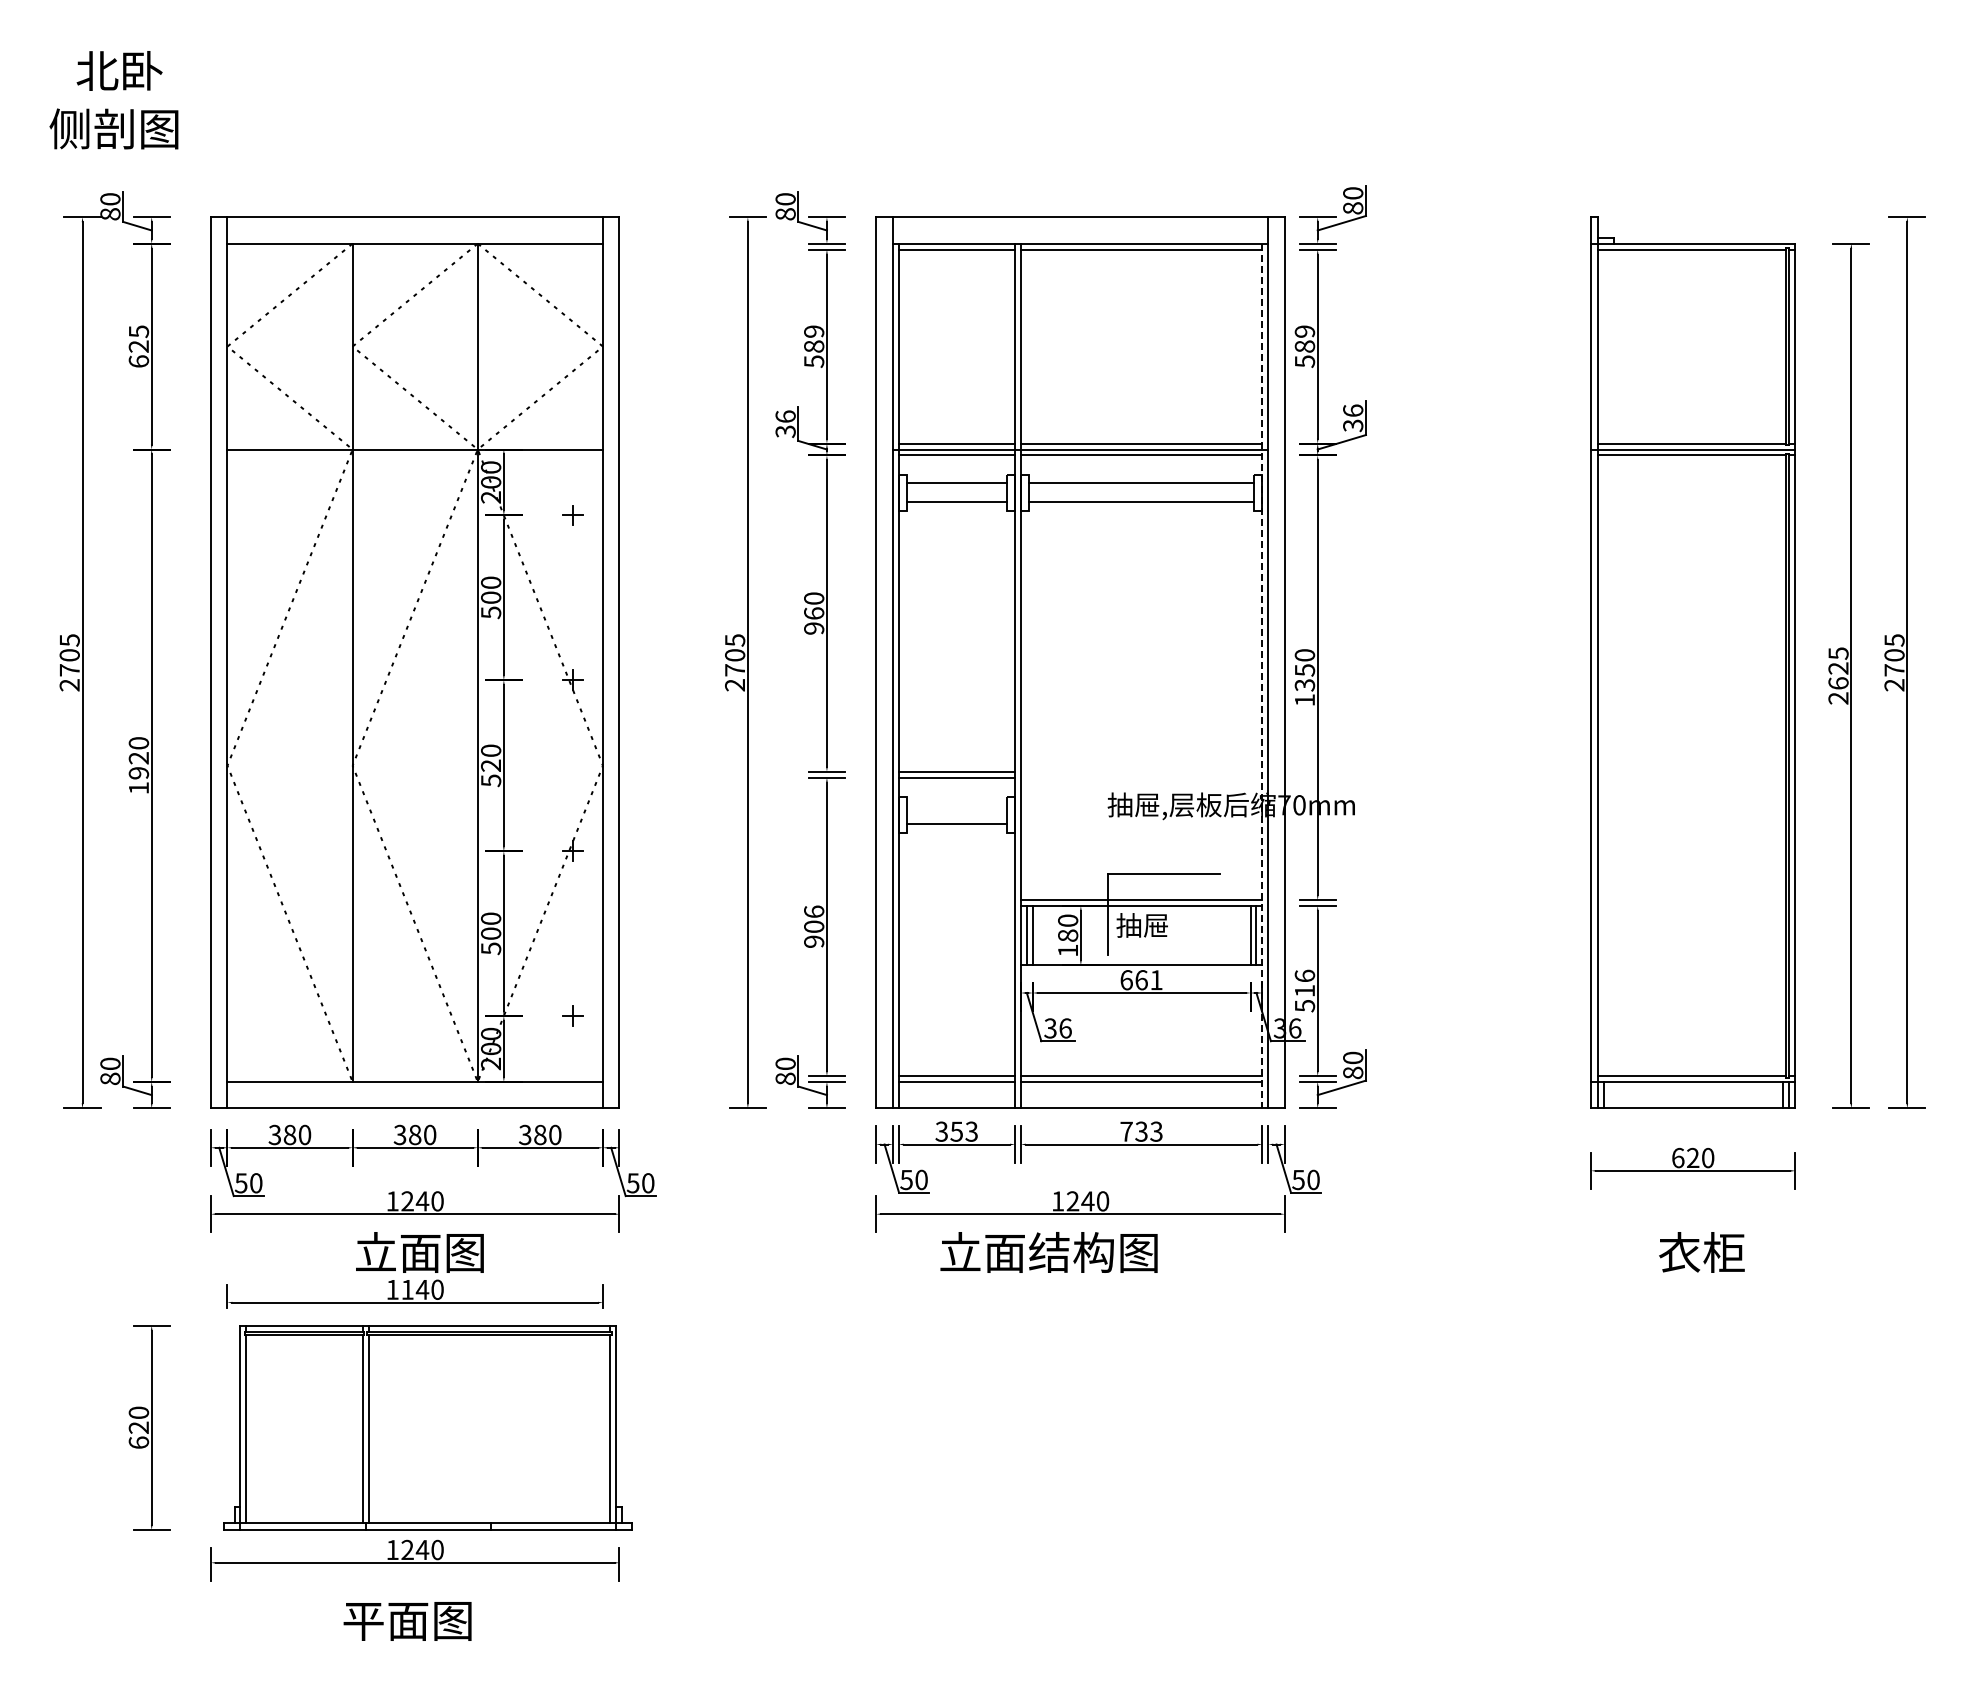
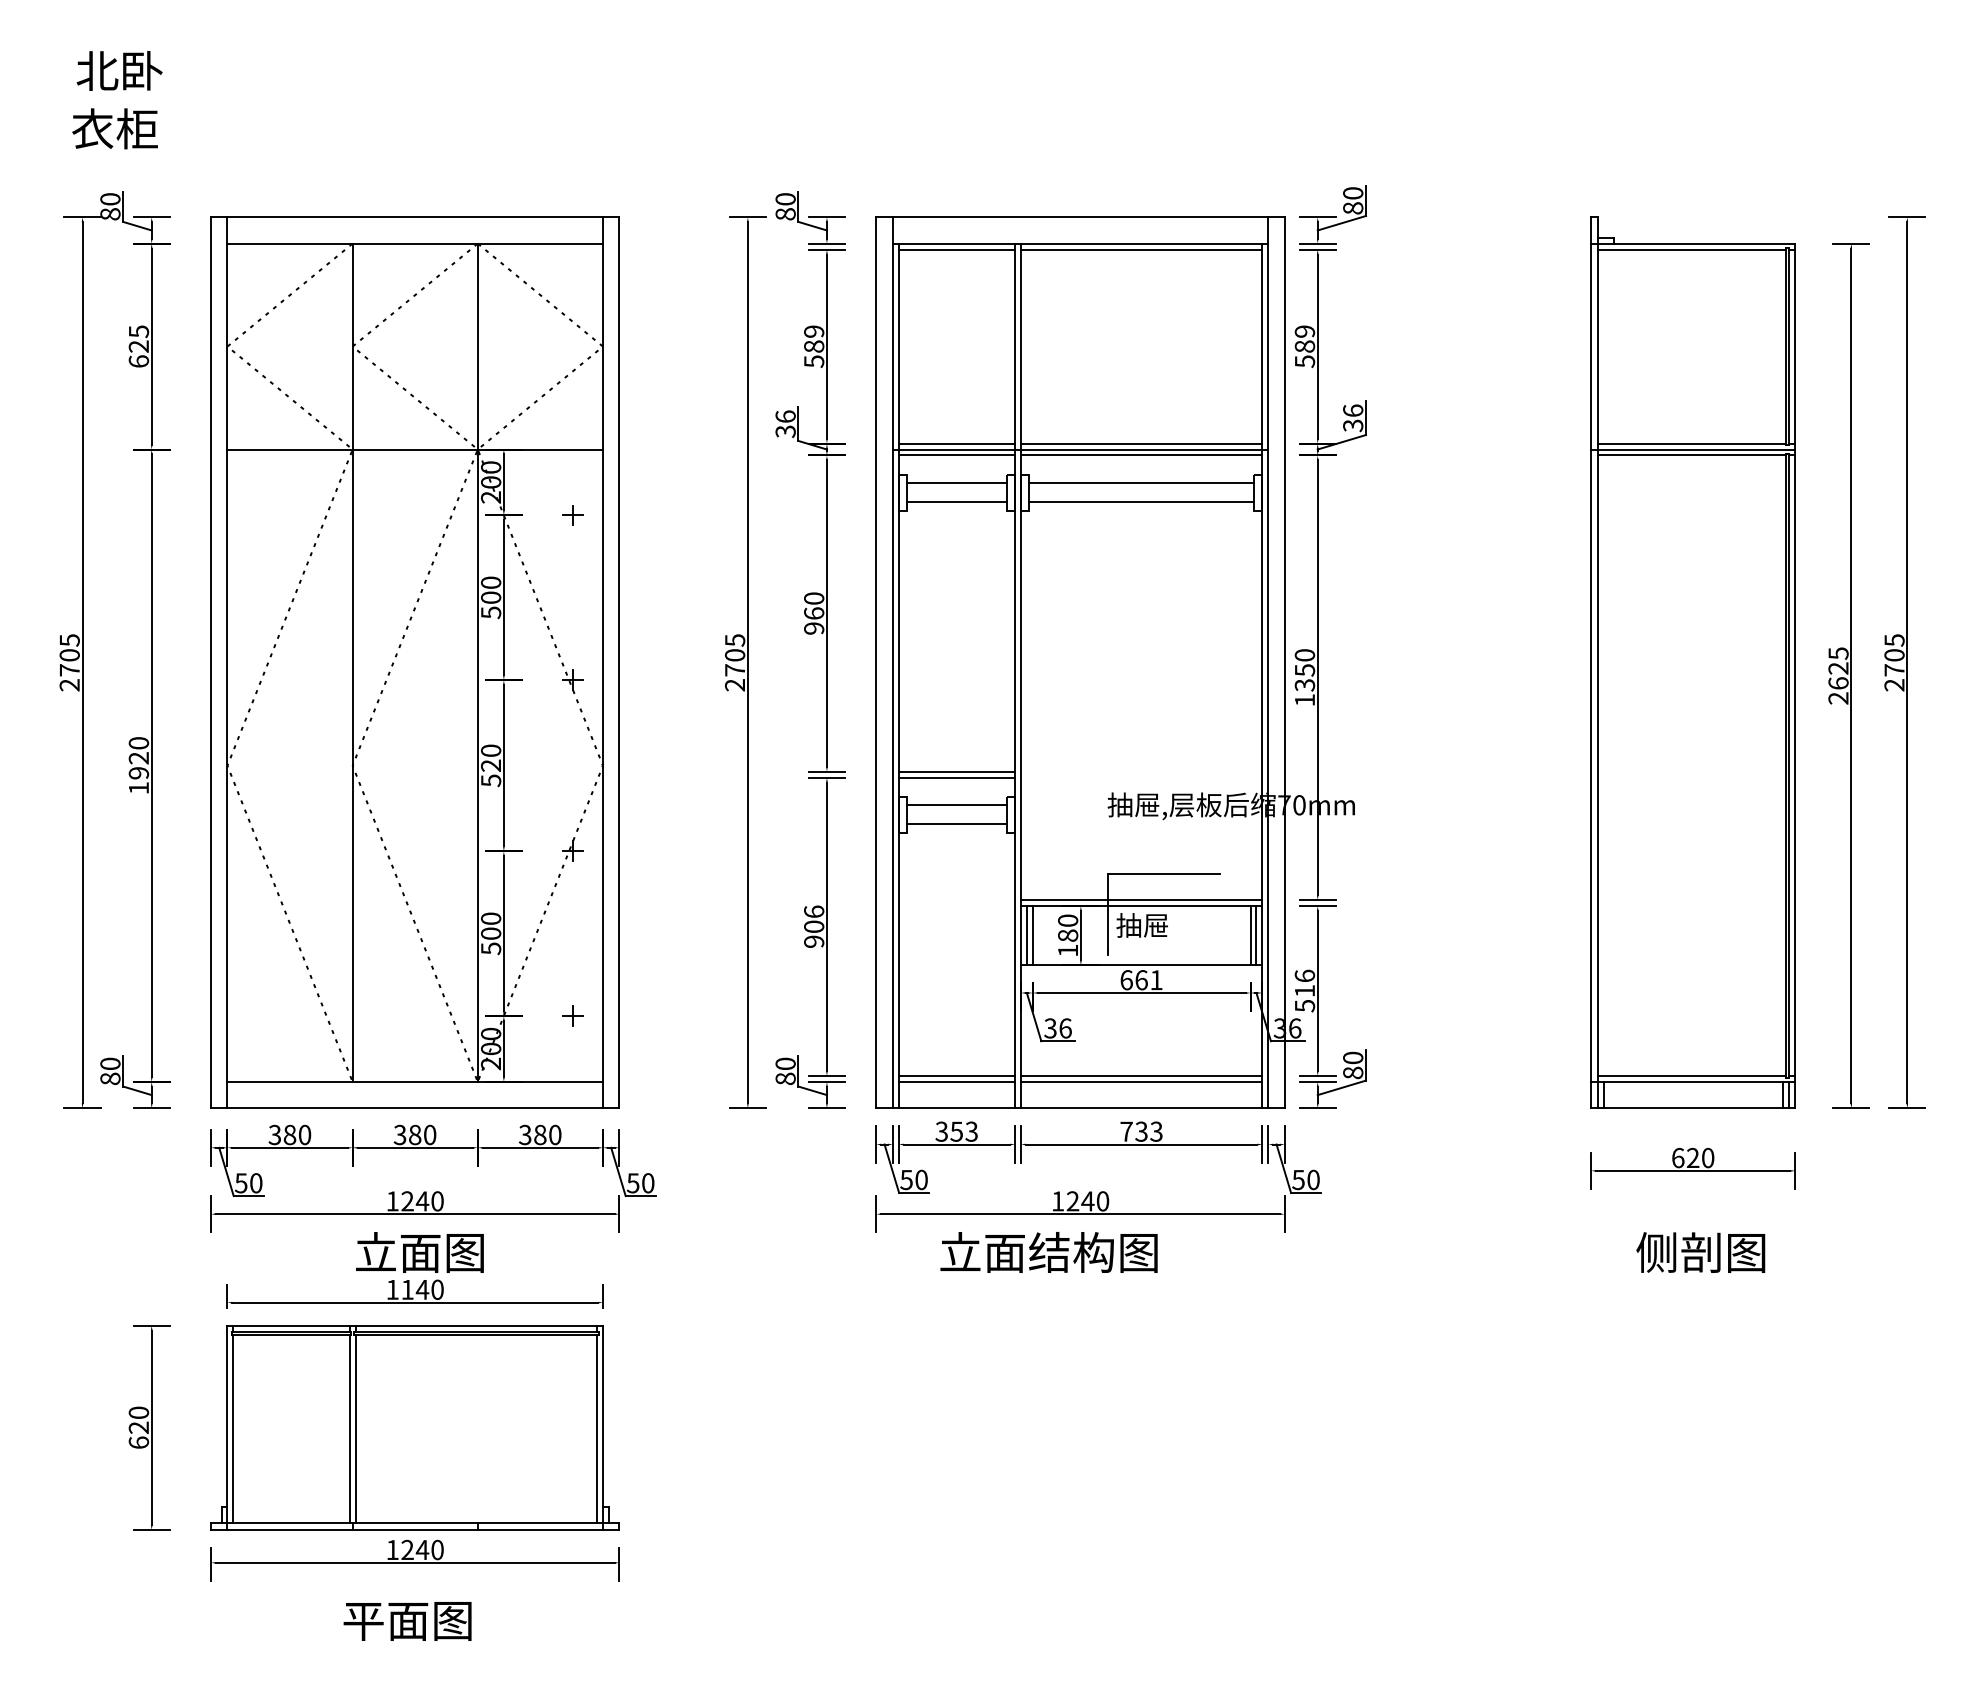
text: 侧剖图 -> 衣柜 (113, 128)
line: dashed -> solid (1262, 676)
line: none -> present (956, 805)
text: 衣柜 -> 侧剖图 (1700, 1252)
part position: (427, 1427) -> (414, 1427) (414, 1427)
